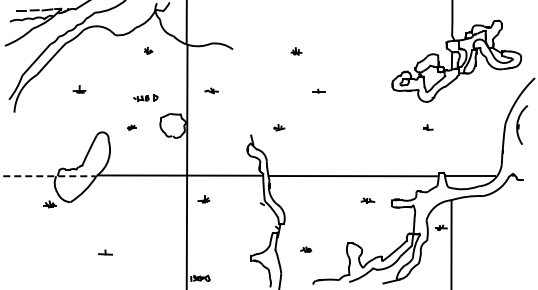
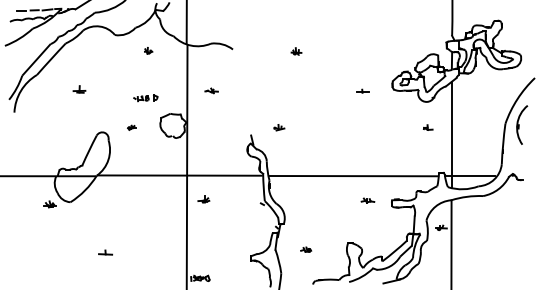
part position: (318, 90) -> (362, 90) (362, 90)
line: none -> present (451, 134)
line: dashed -> solid (48, 176)
